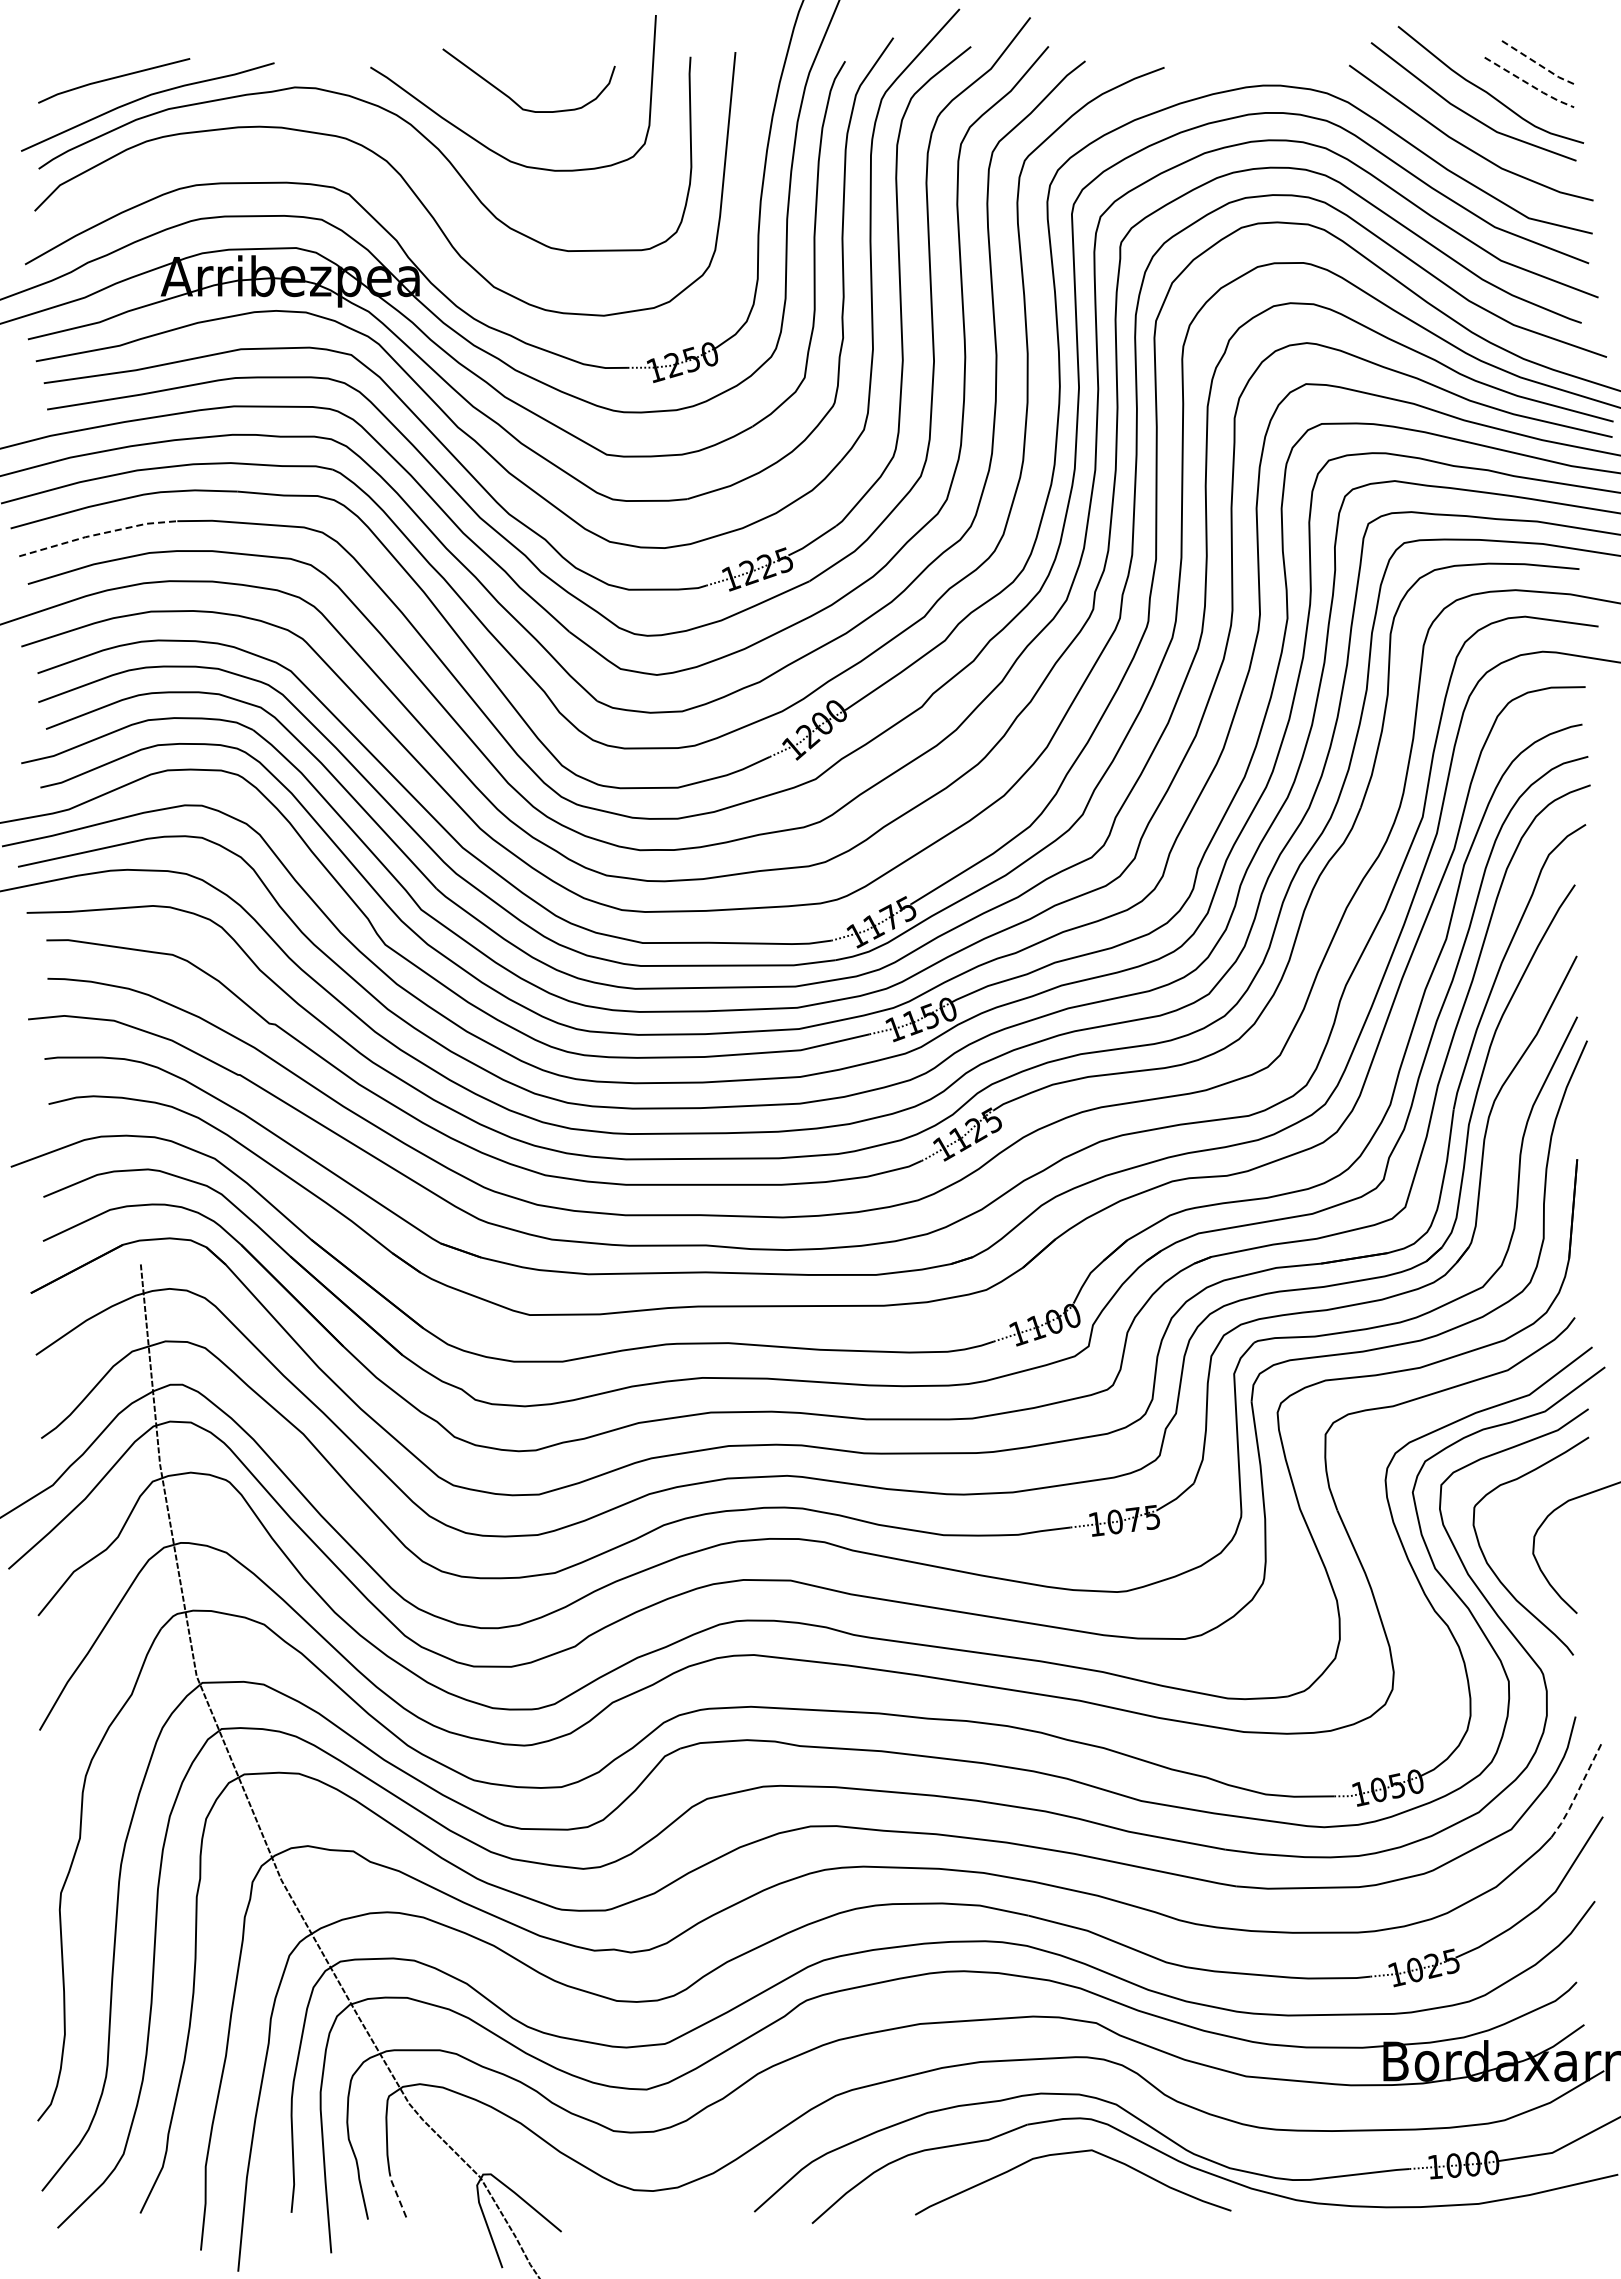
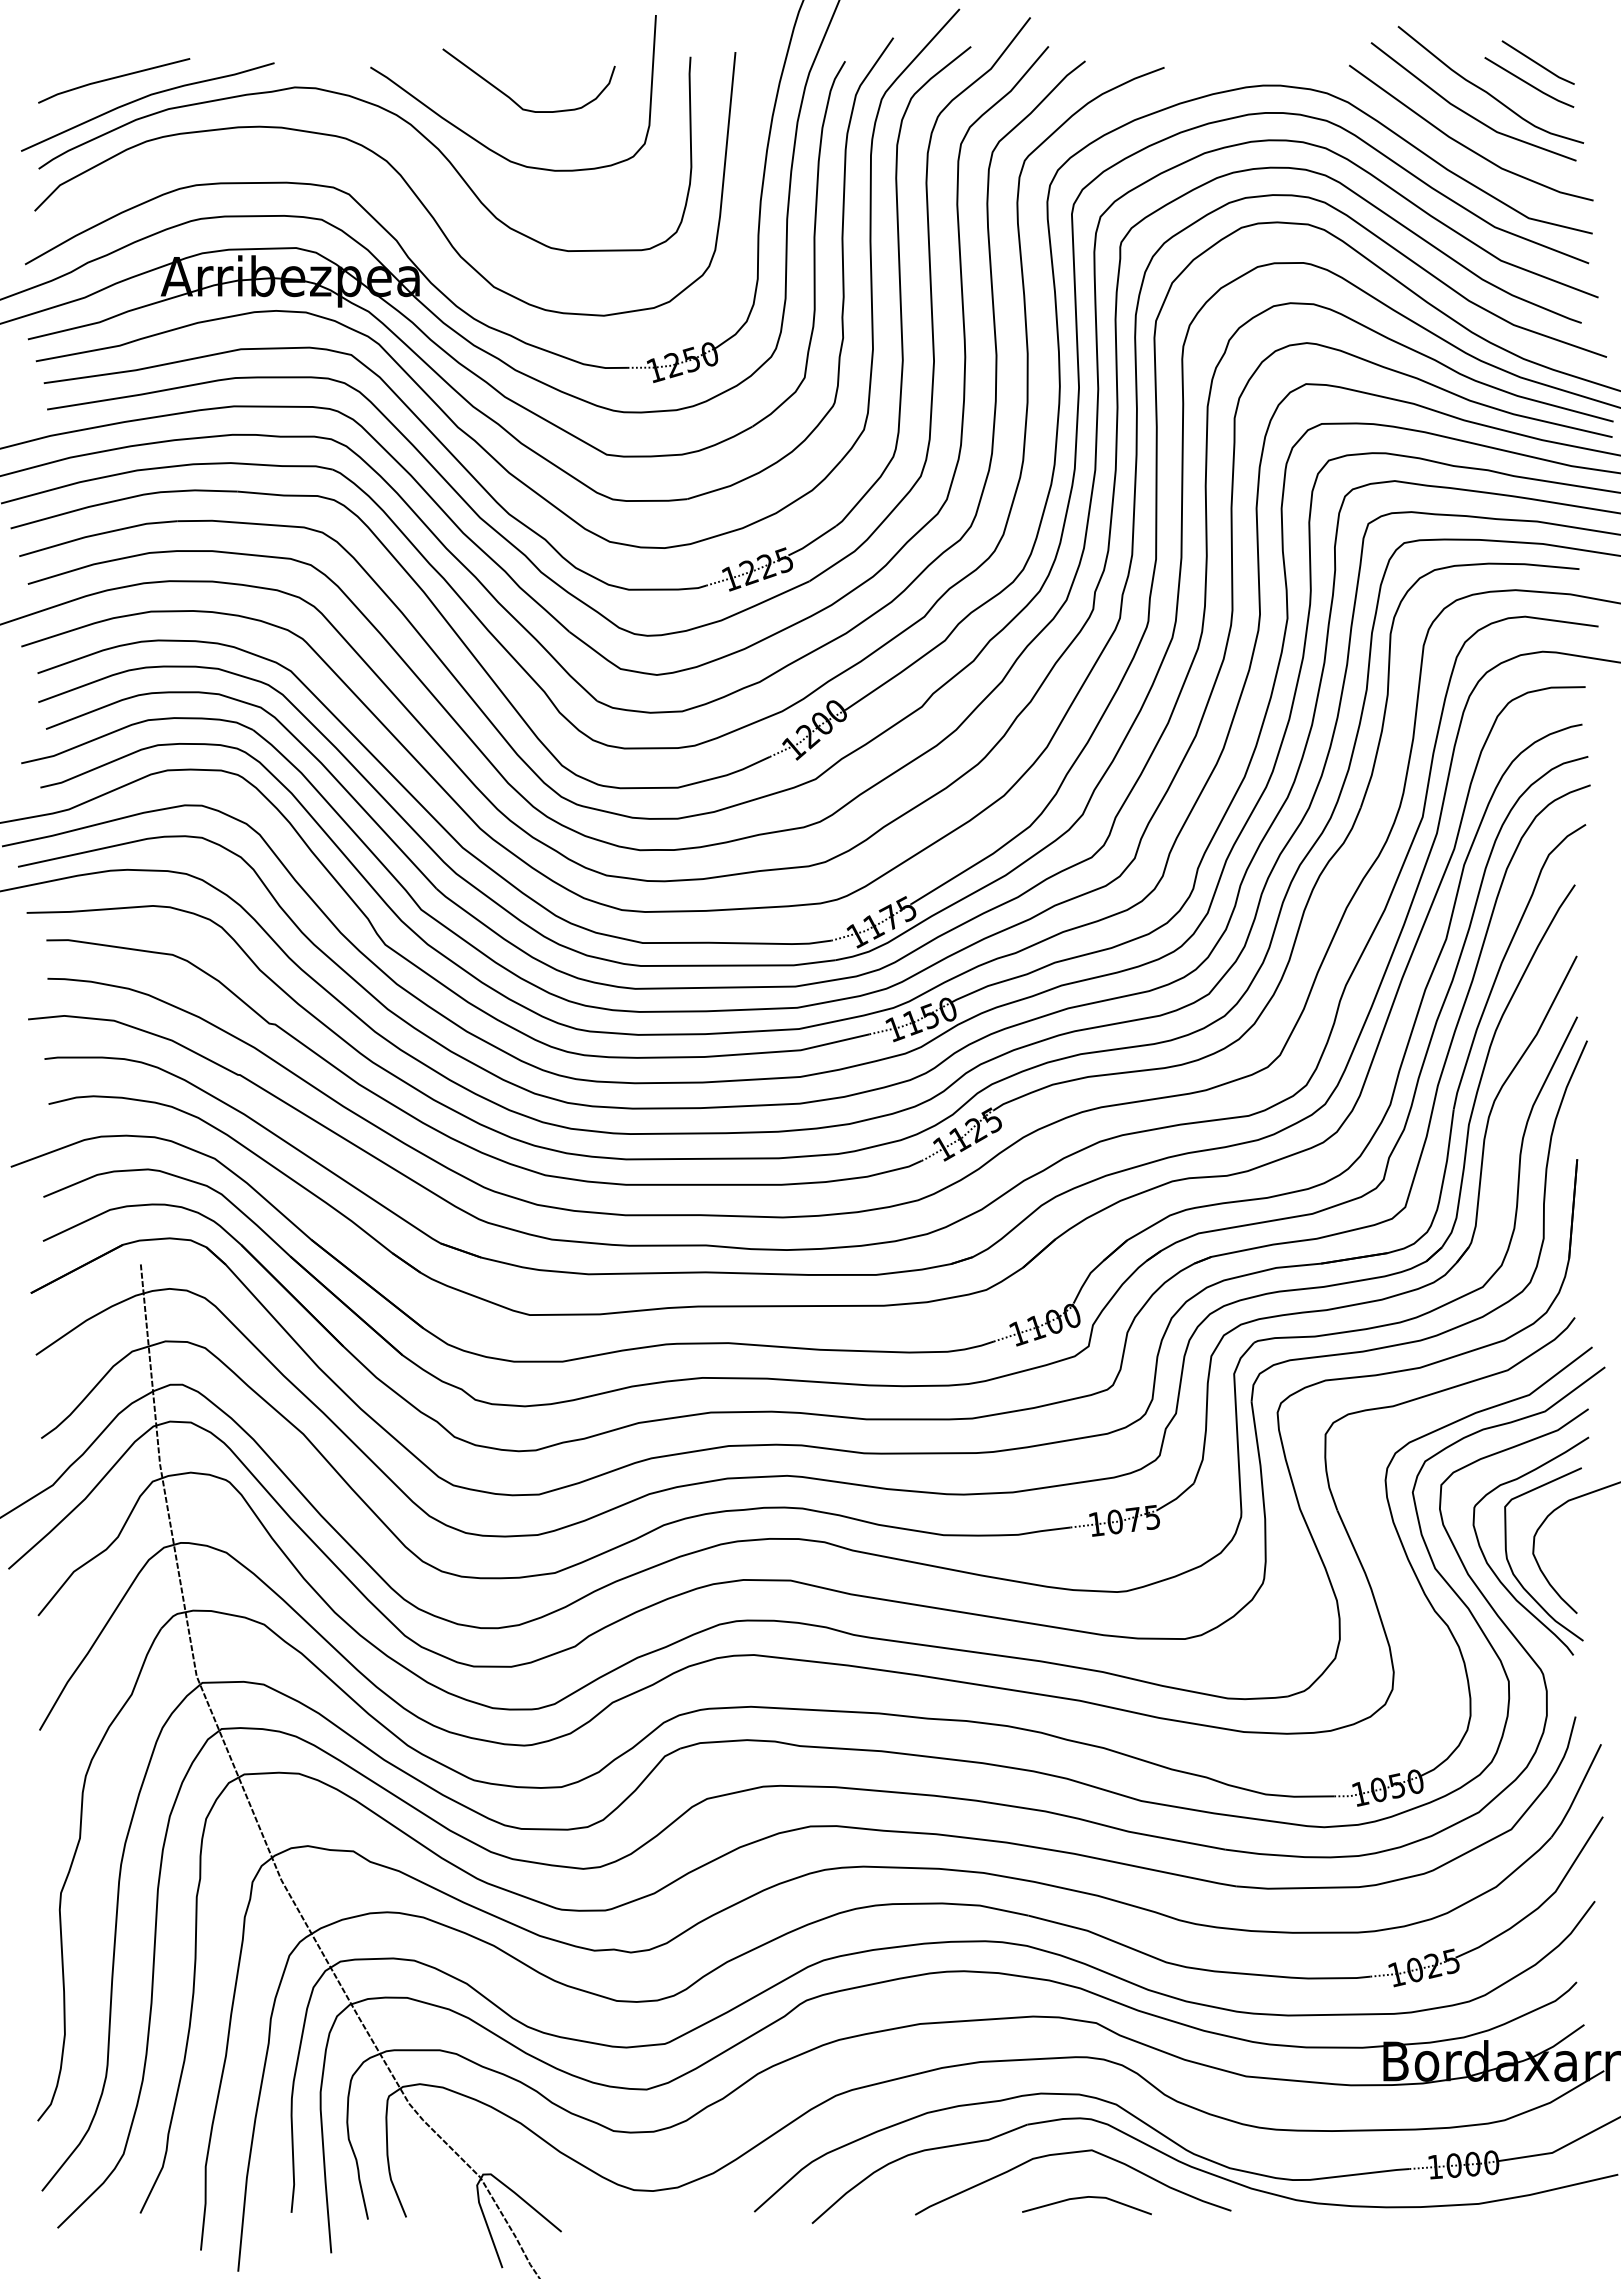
line: dashed -> solid (1538, 64)
line: dashed -> solid (1530, 85)
line: dashed -> solid (97, 534)
curve: none -> present (1511, 1566)
line: dashed -> solid (1577, 1793)
line: dashed -> solid (396, 2193)
line: none -> present (1085, 2198)
